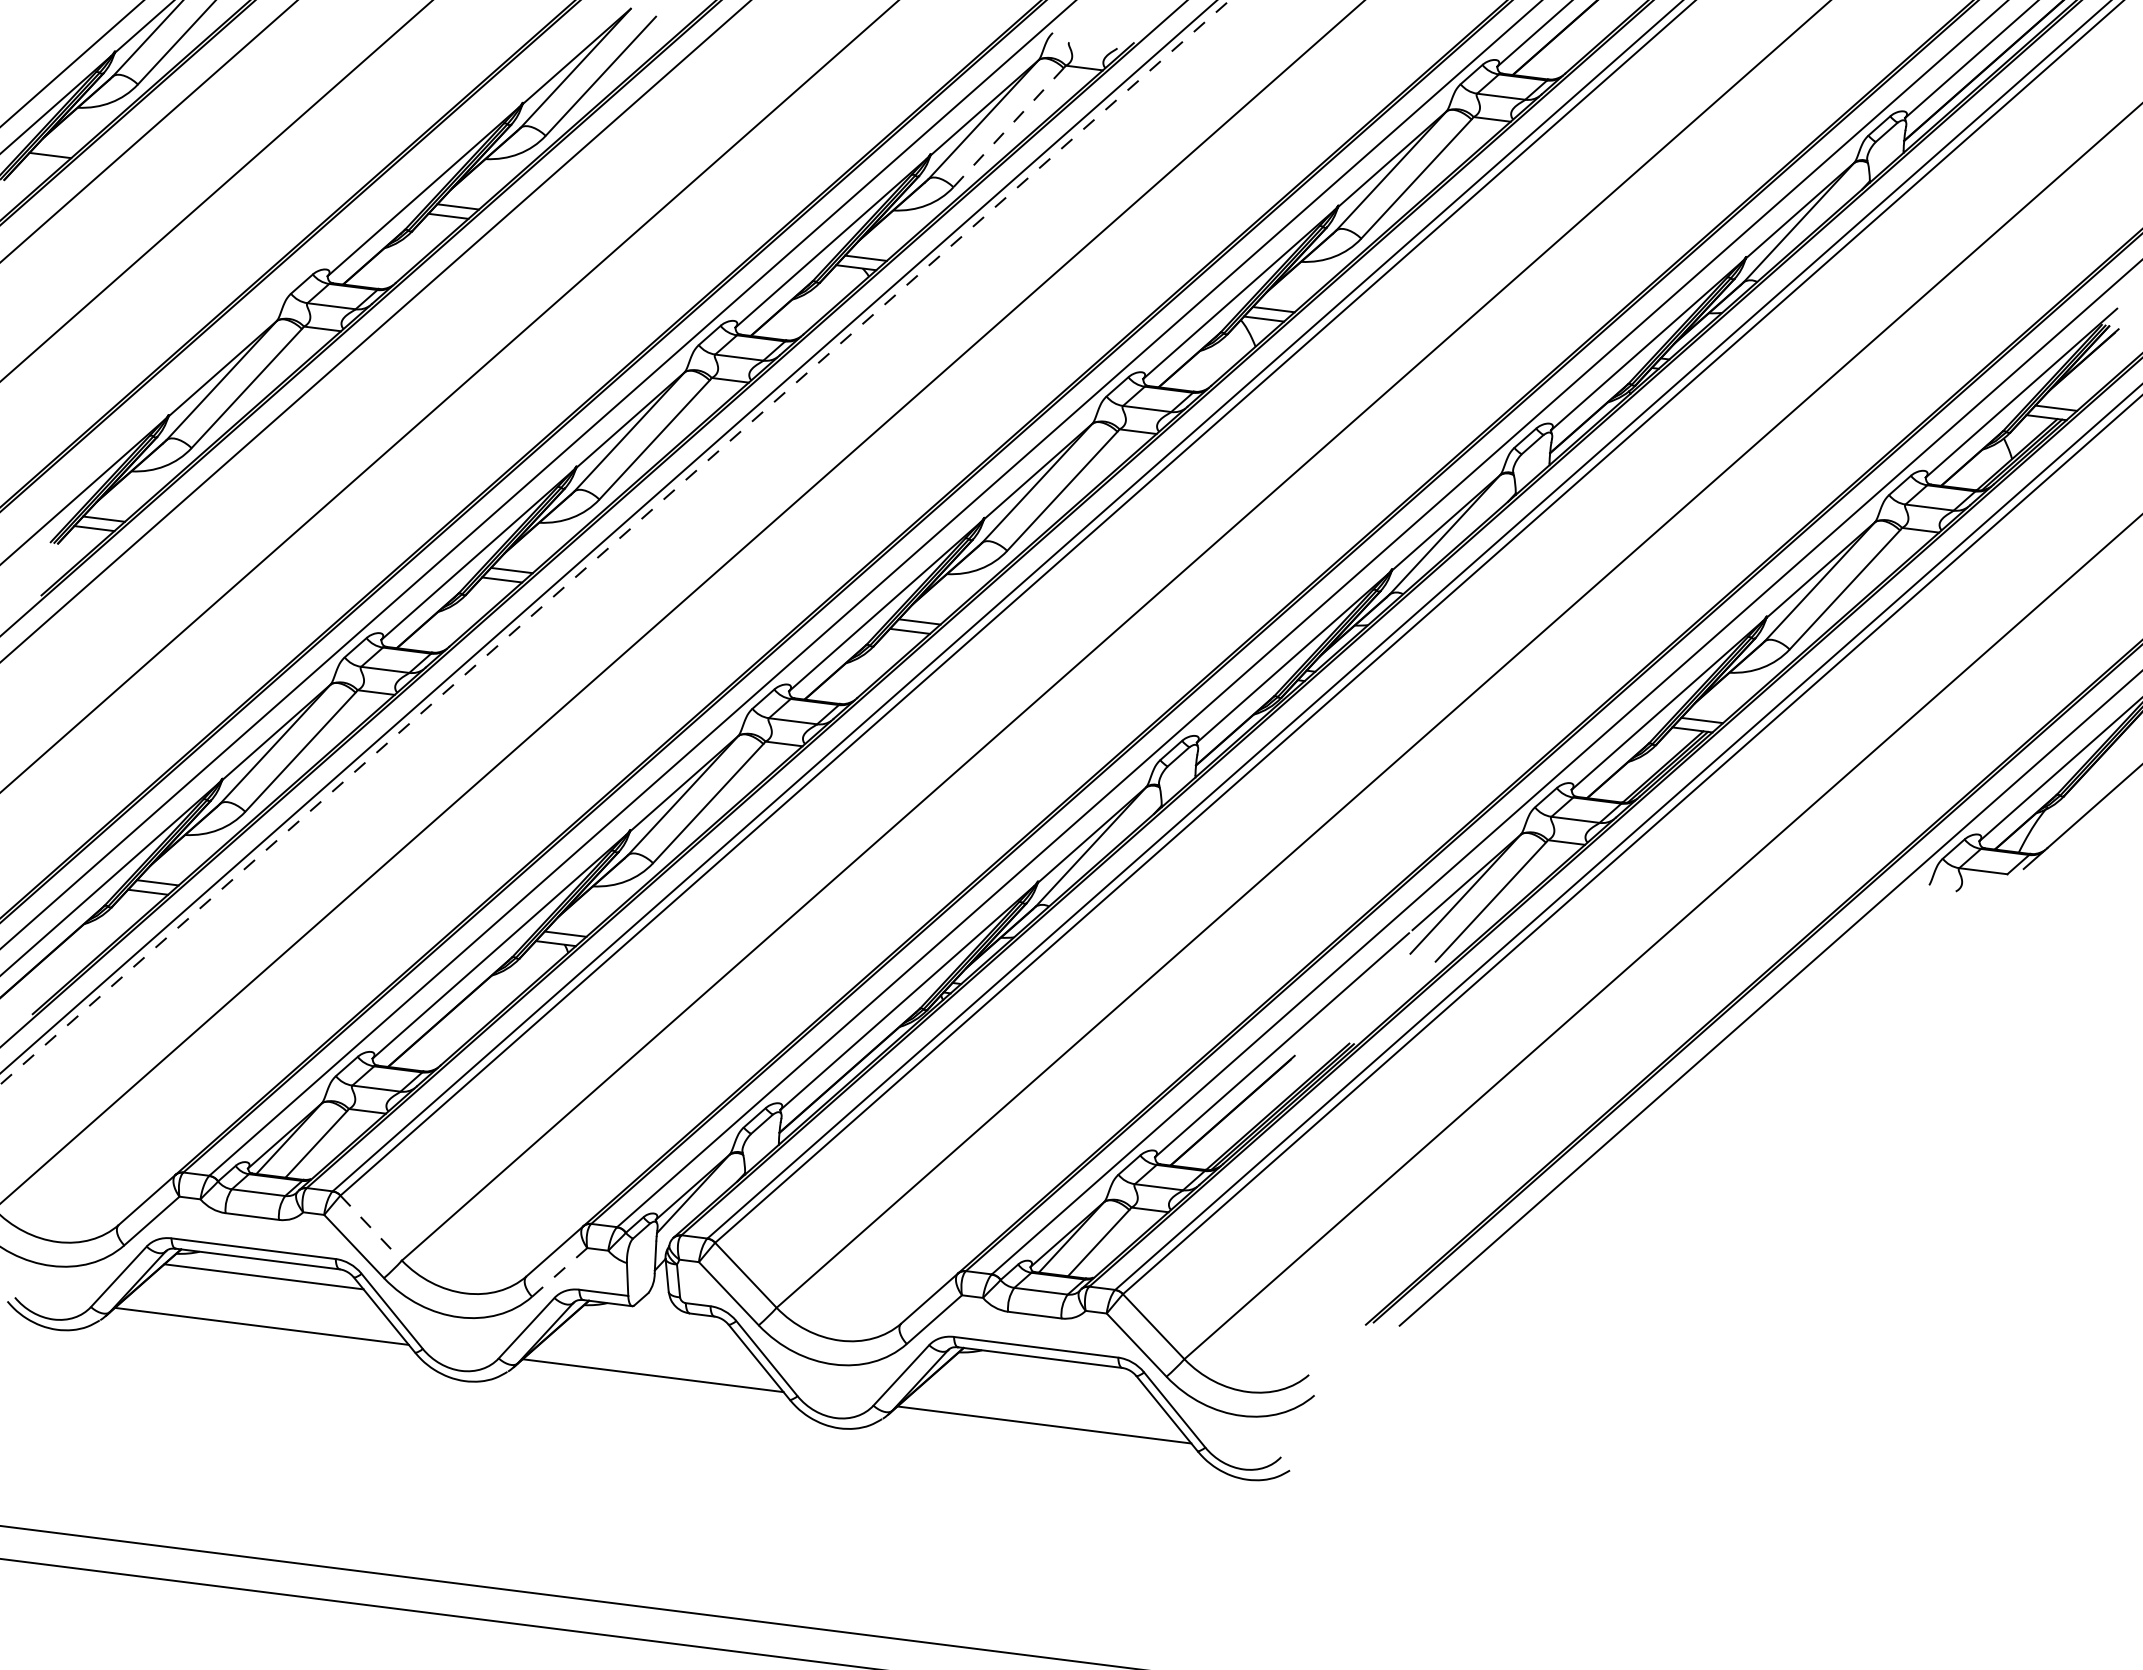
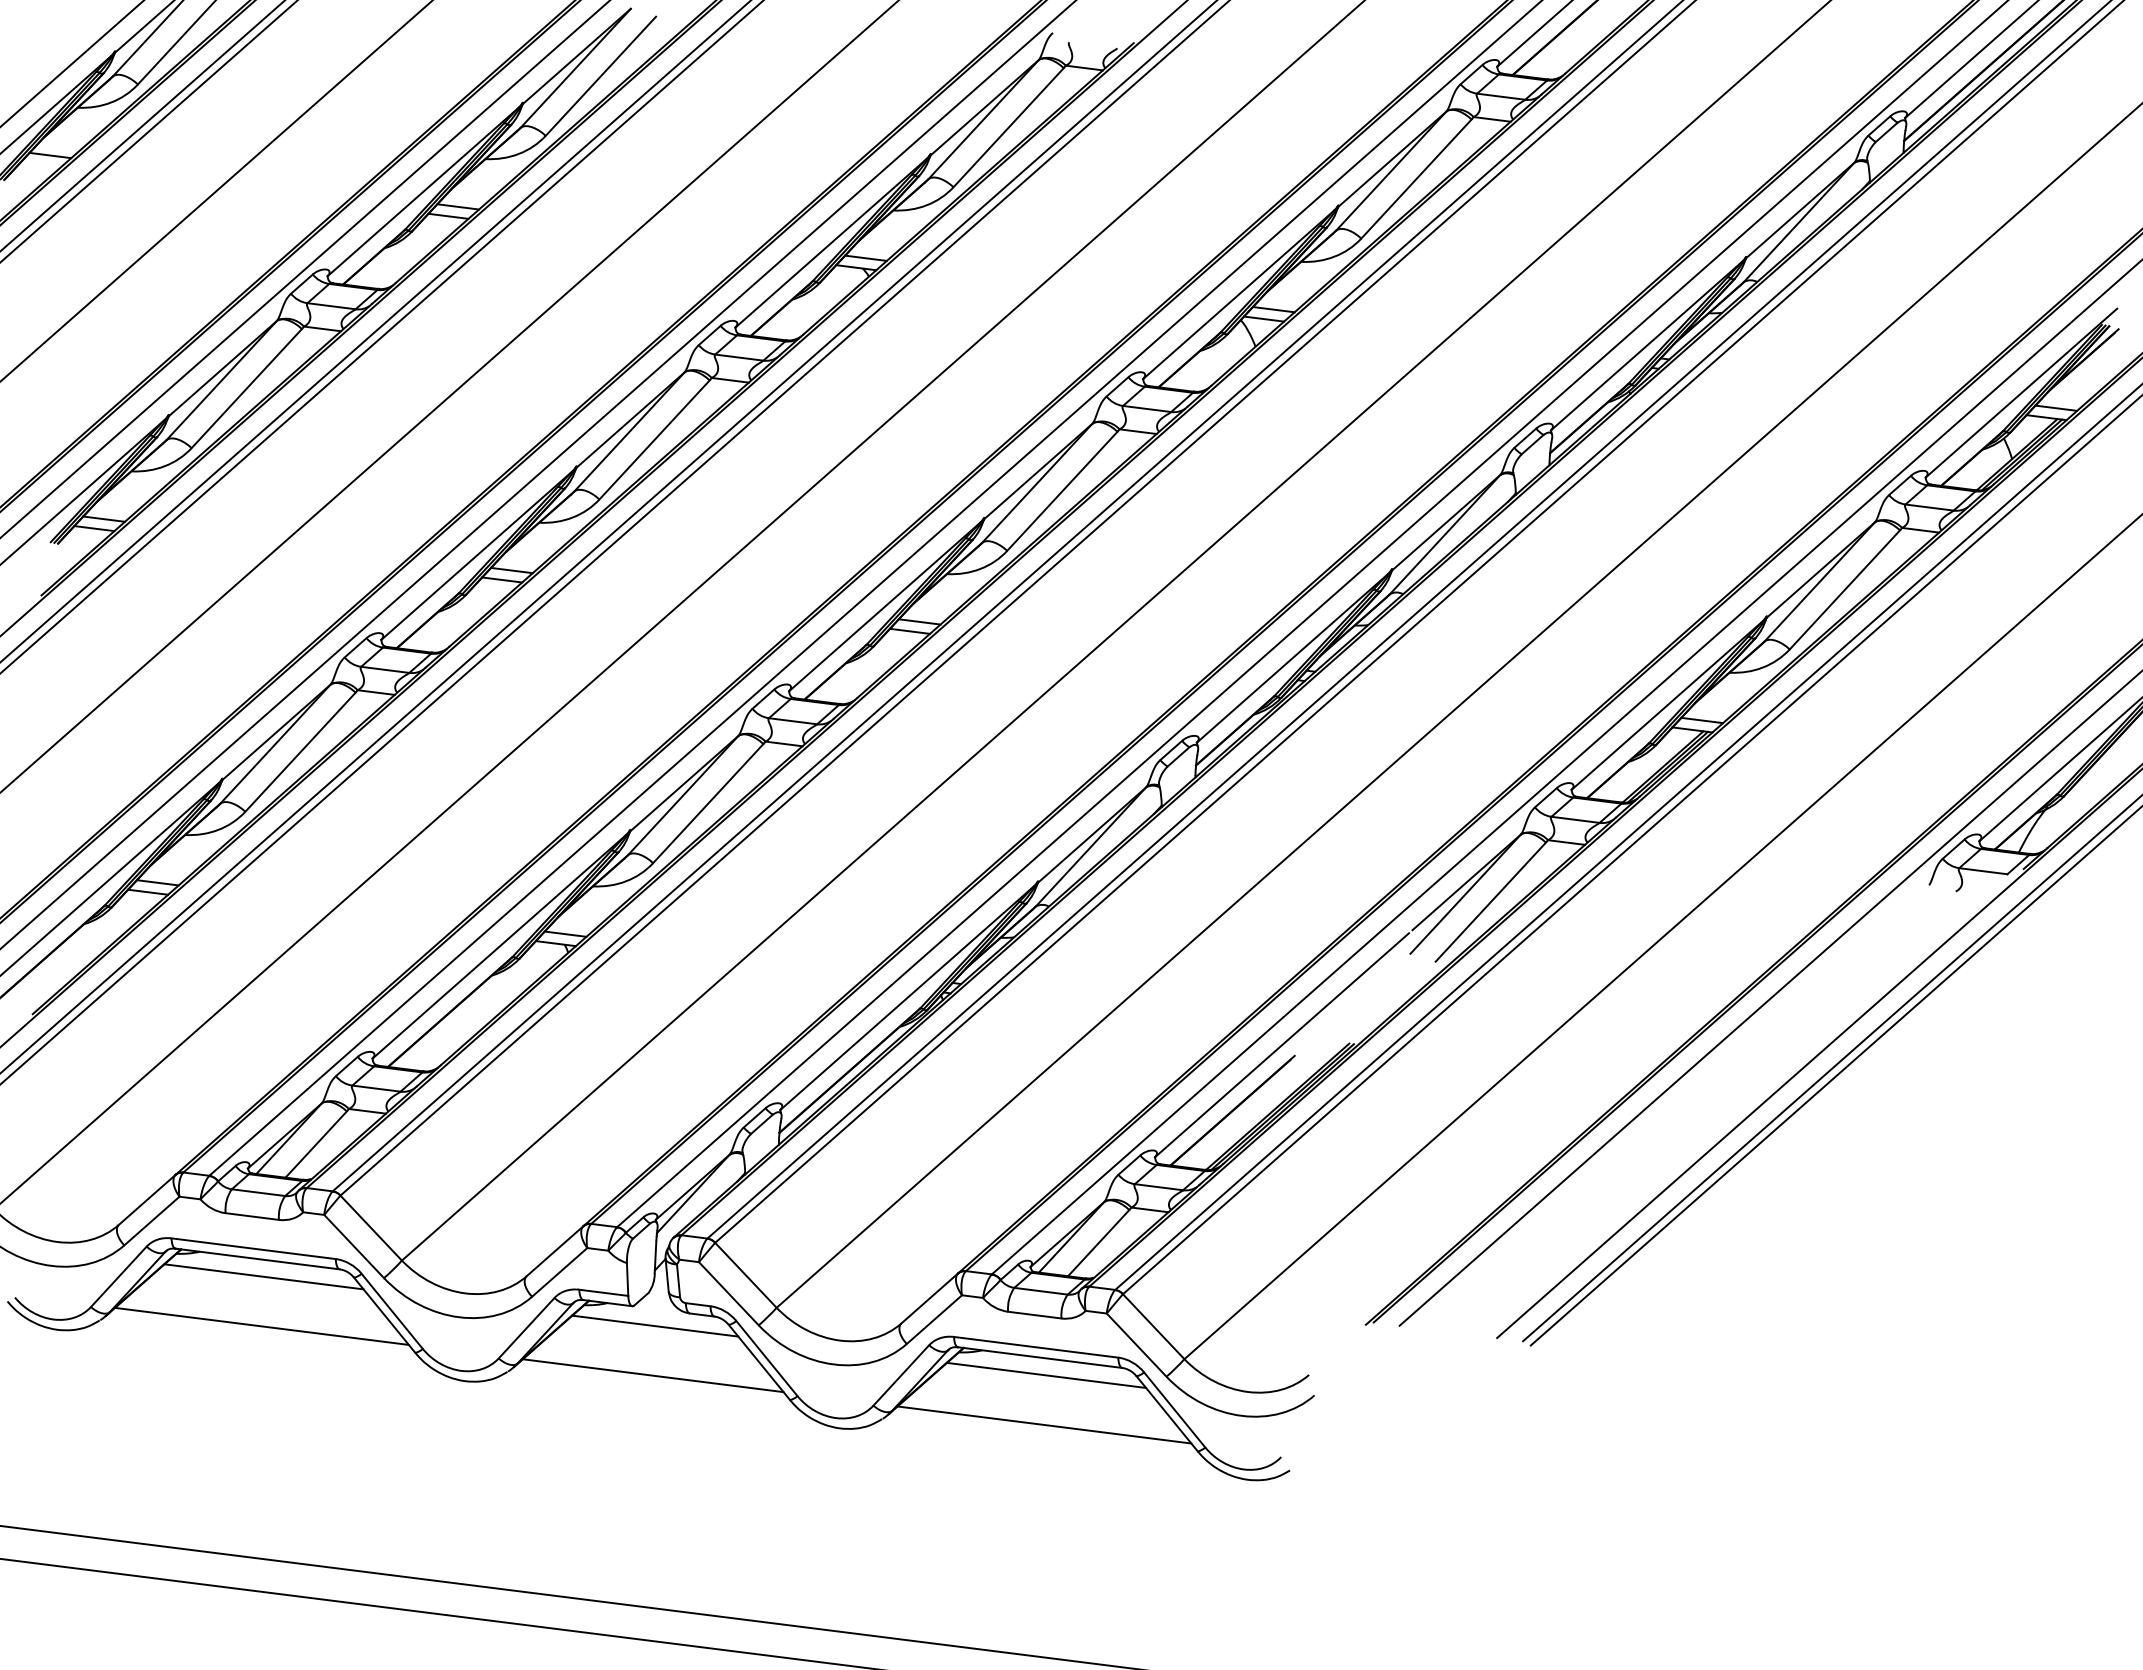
line: none -> present (142, 125)
line: dashed -> solid (1008, 128)
line: none -> present (305, 269)
line: none -> present (381, 337)
line: dashed -> solid (615, 542)
line: none -> present (1818, 1054)
line: none -> present (1831, 1069)
line: none -> present (1834, 1076)
line: dashed -> solid (371, 1228)
line: dashed -> solid (559, 1272)
line: none -> present (655, 1325)
line: none -> present (1046, 1374)
